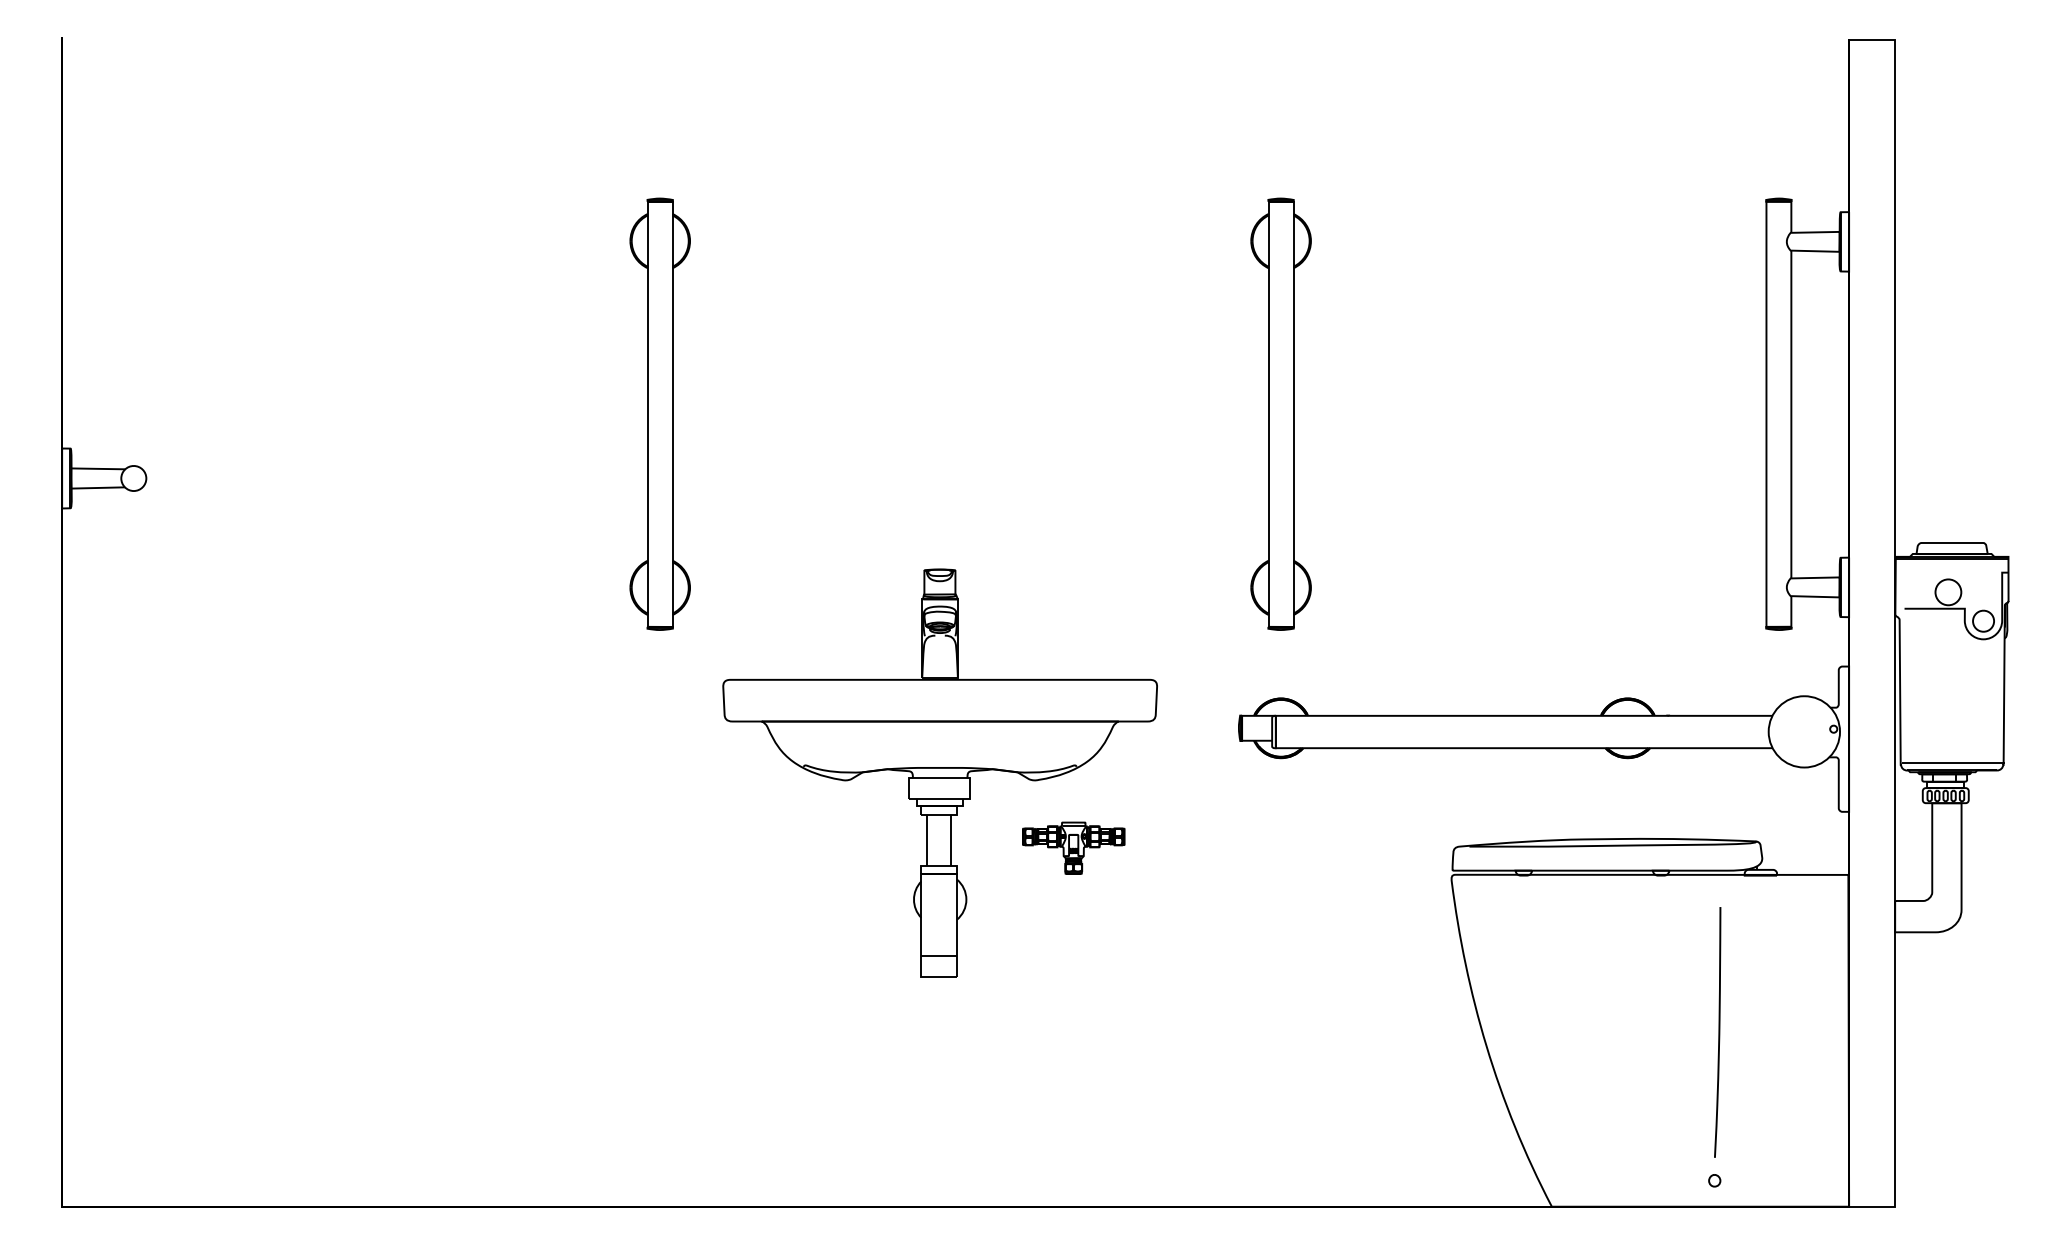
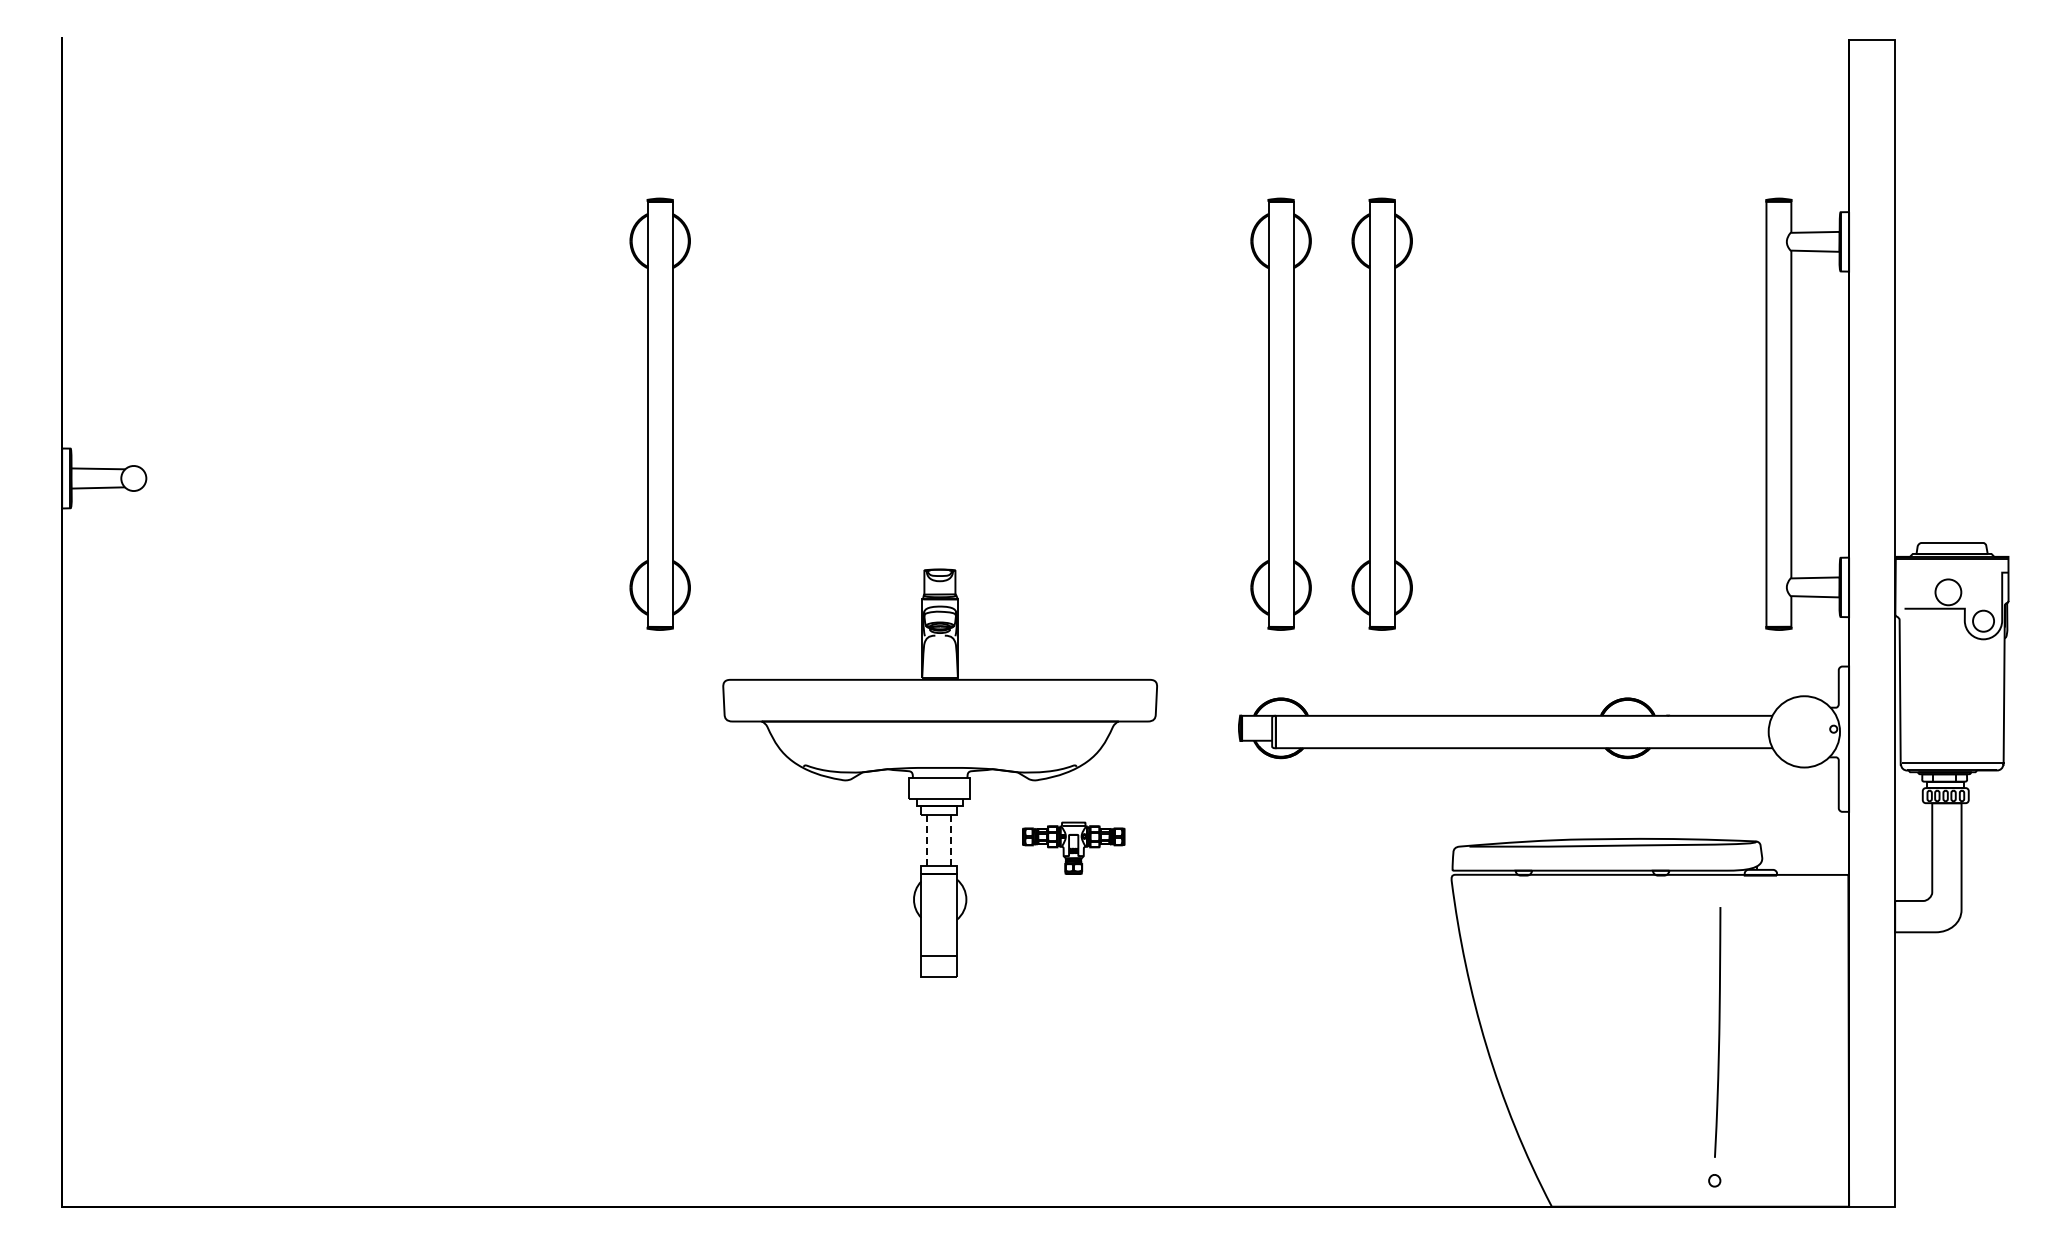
part: none -> present (1381, 413)
line: solid -> dashed (950, 839)
line: solid -> dashed (927, 840)
